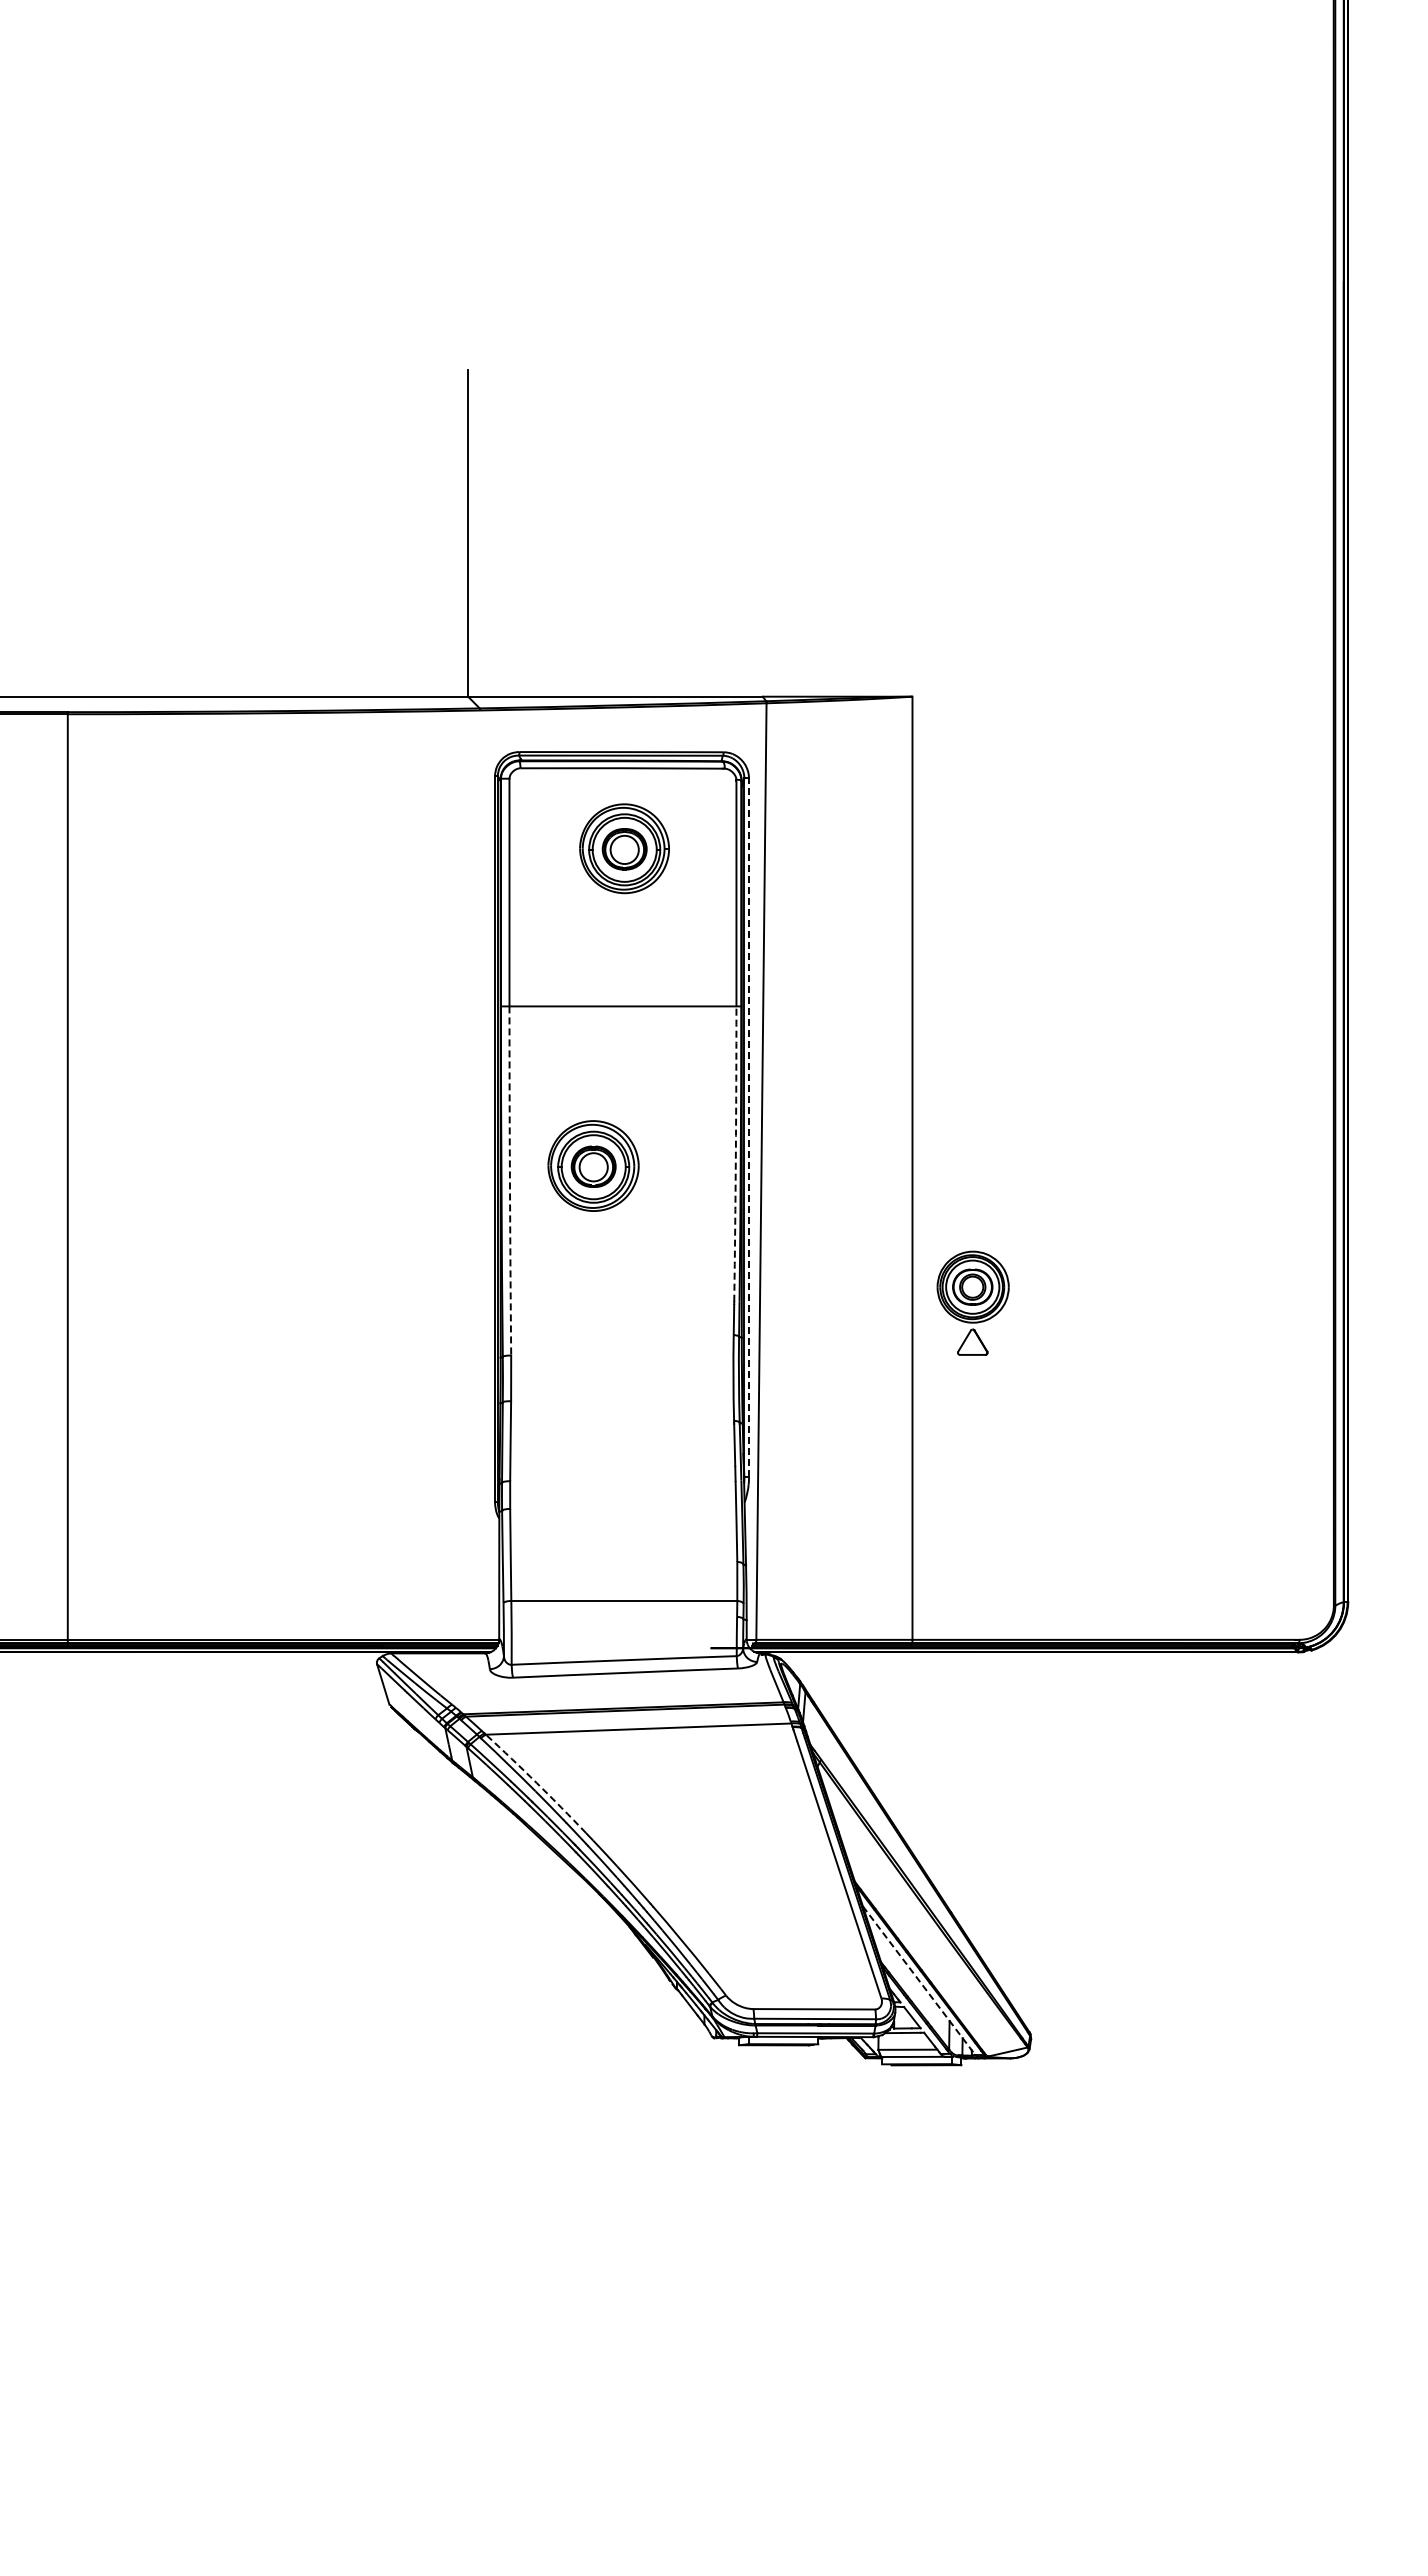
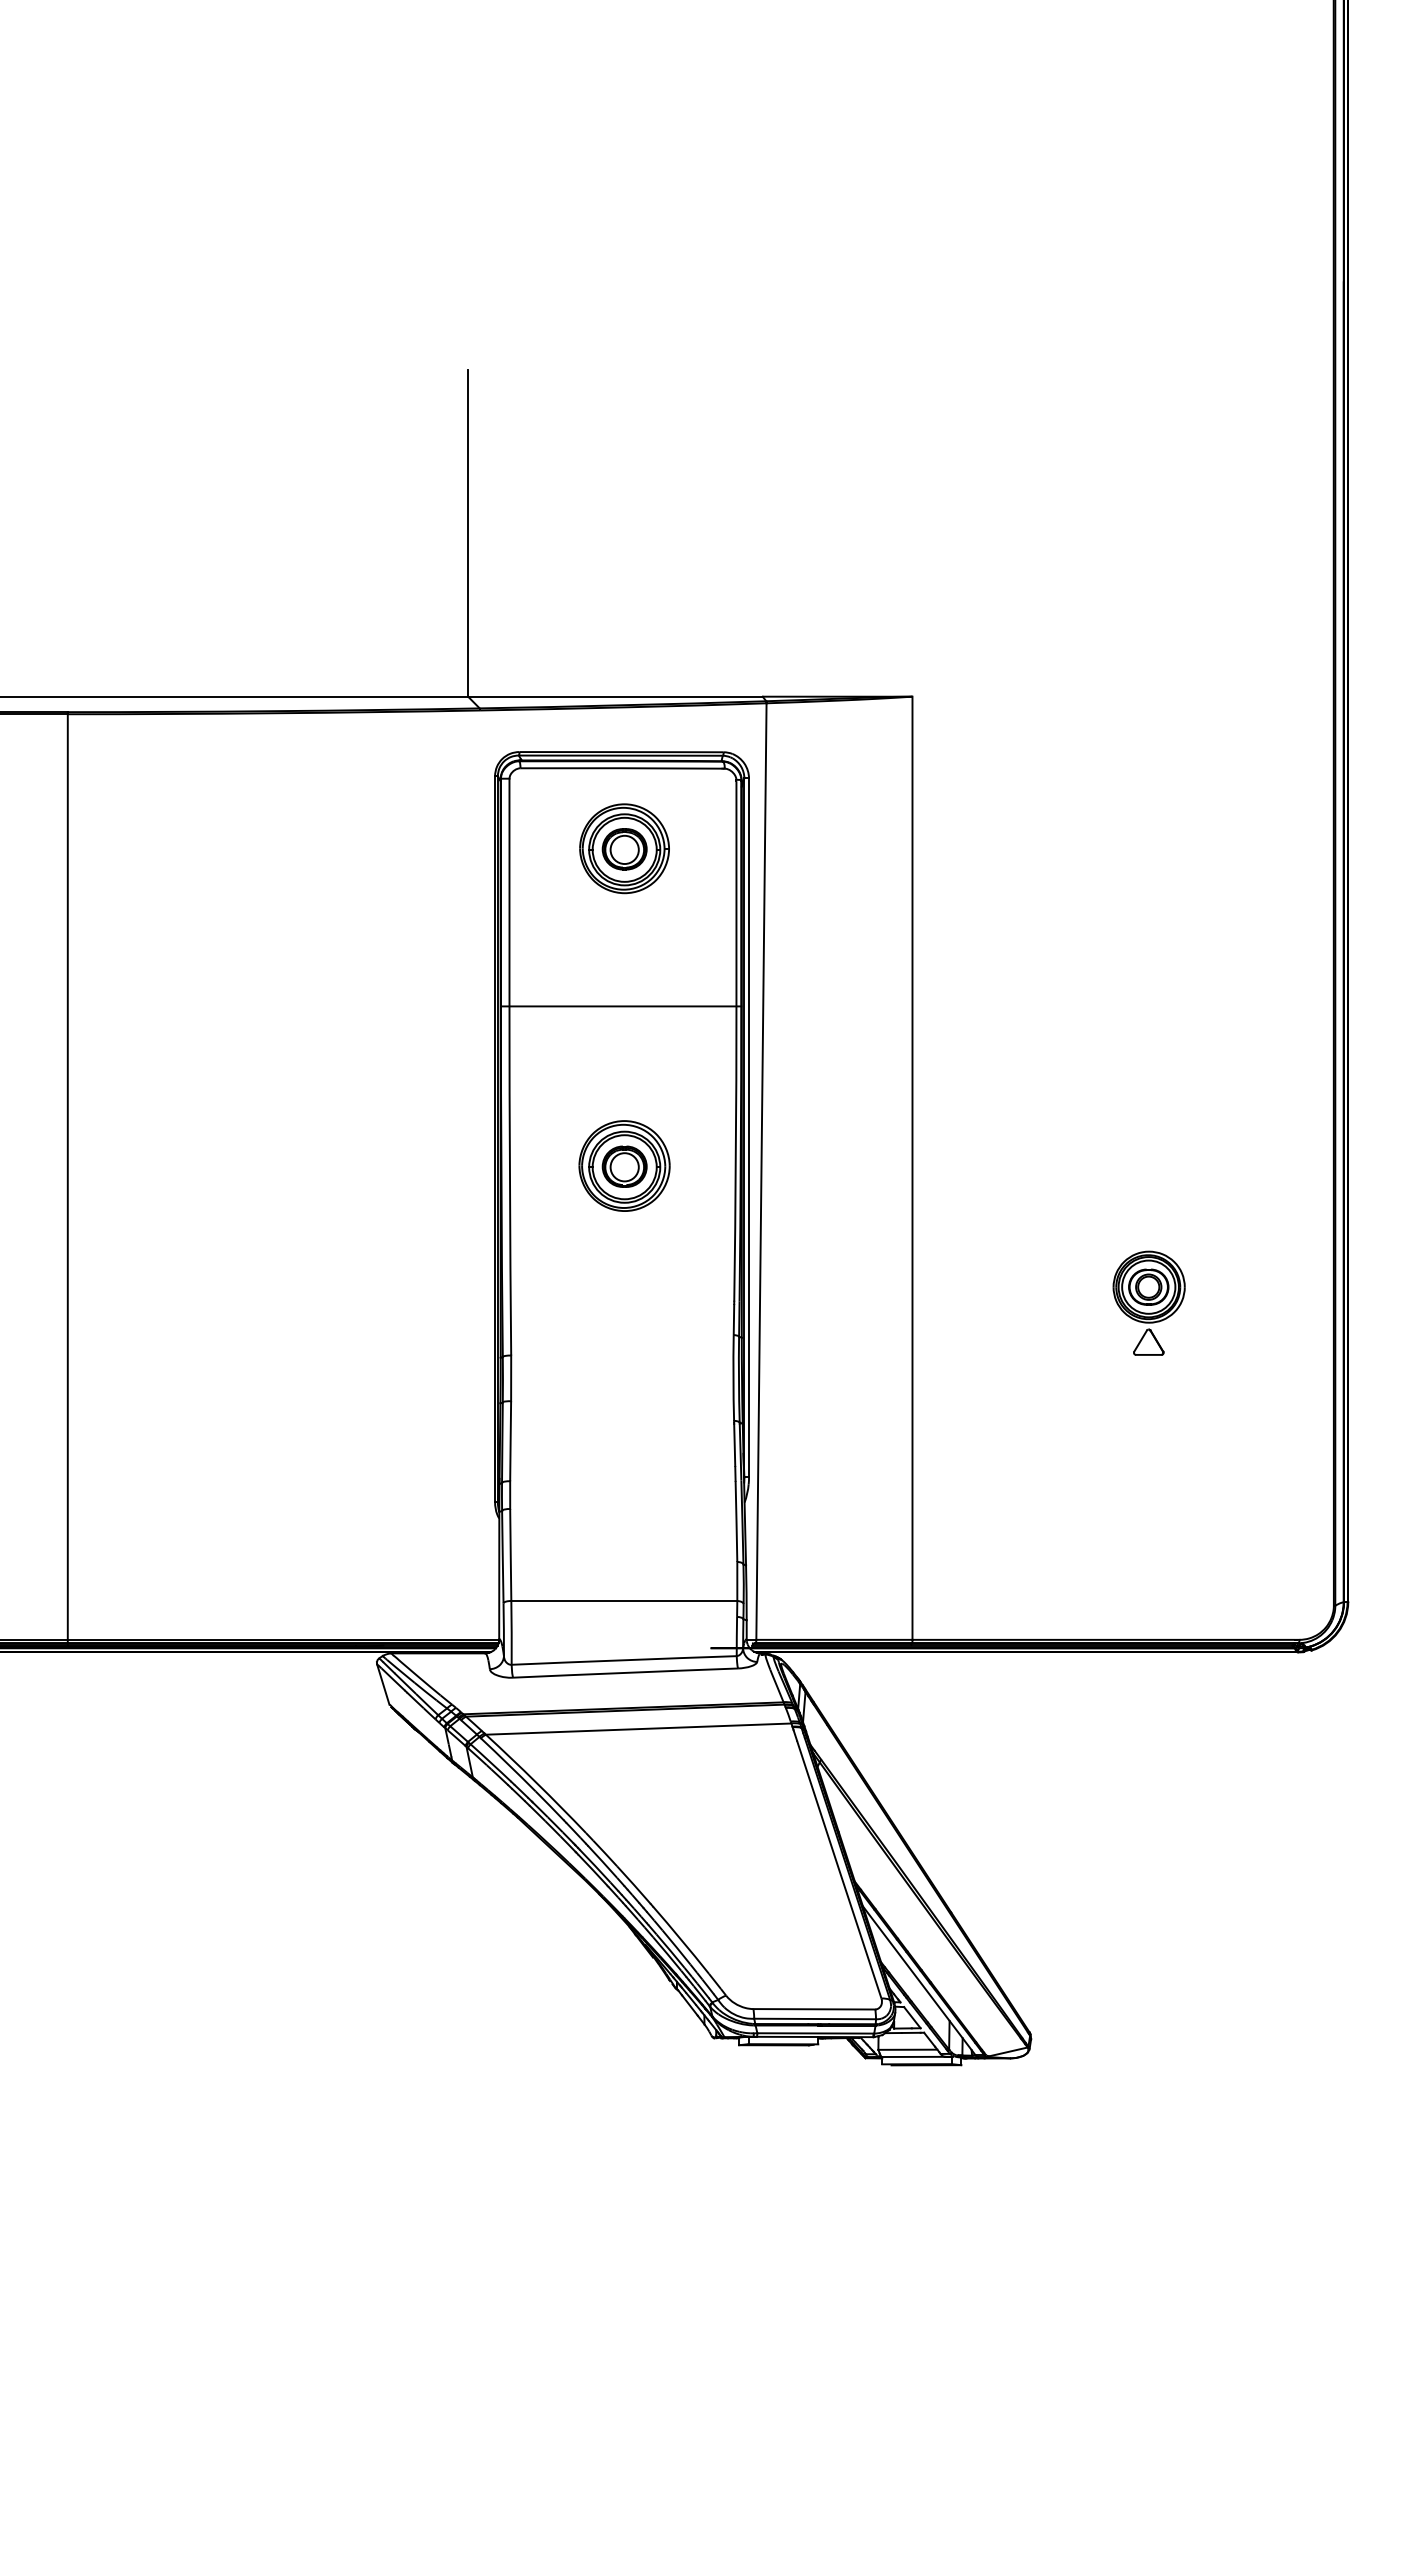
line: dashed -> solid (749, 1127)
arc: dashed -> solid (735, 1154)
part position: (593, 1165) -> (624, 1165) (624, 1165)
arc: dashed -> solid (509, 1181)
part position: (972, 1302) -> (1148, 1302) (1148, 1302)
arc: dashed -> solid (536, 1783)
line: dashed -> solid (919, 1981)
